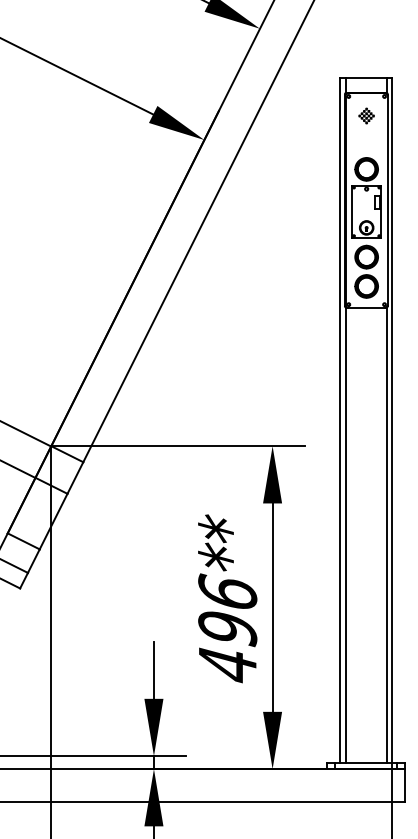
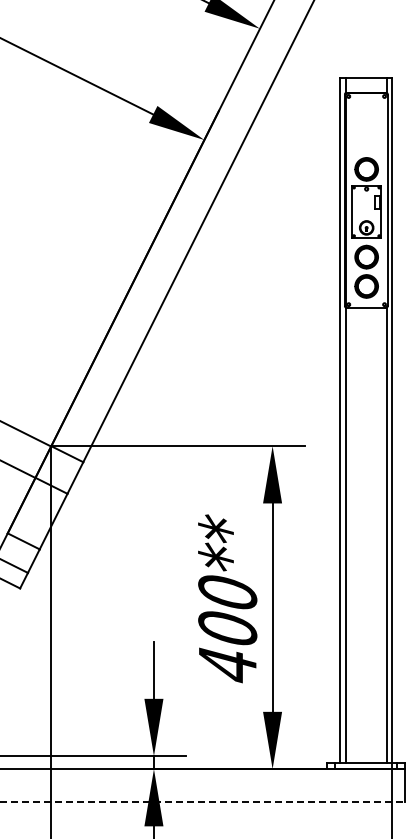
part: present -> none (366, 115)
text: 496** -> 400** (227, 610)
line: solid -> dashed (203, 801)
